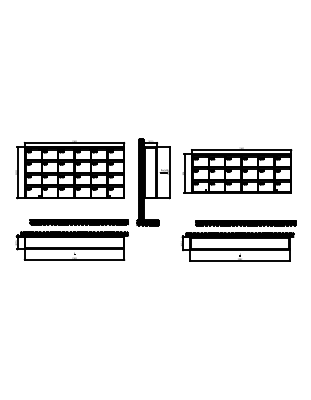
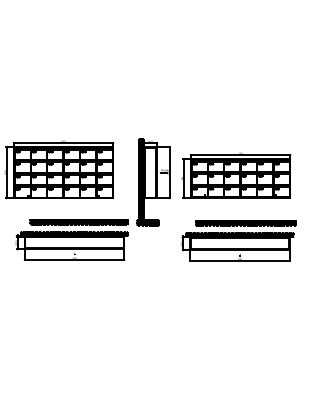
part position: (70, 169) -> (59, 169) (59, 169)
part position: (237, 170) -> (236, 175) (236, 175)
